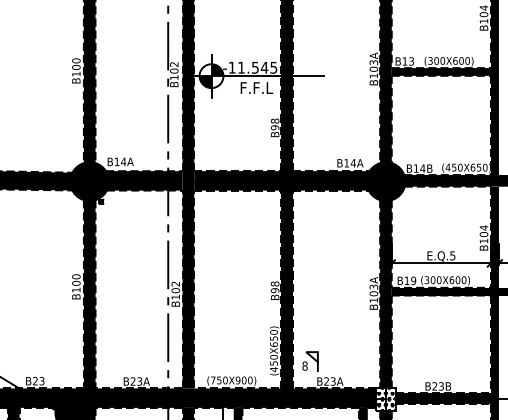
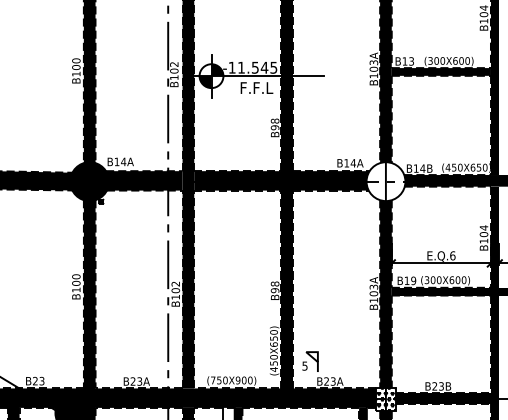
fill: present -> none (385, 181)
text: E.Q.5 -> E.Q.6 (452, 255)
text: 8 -> 5 (304, 365)
